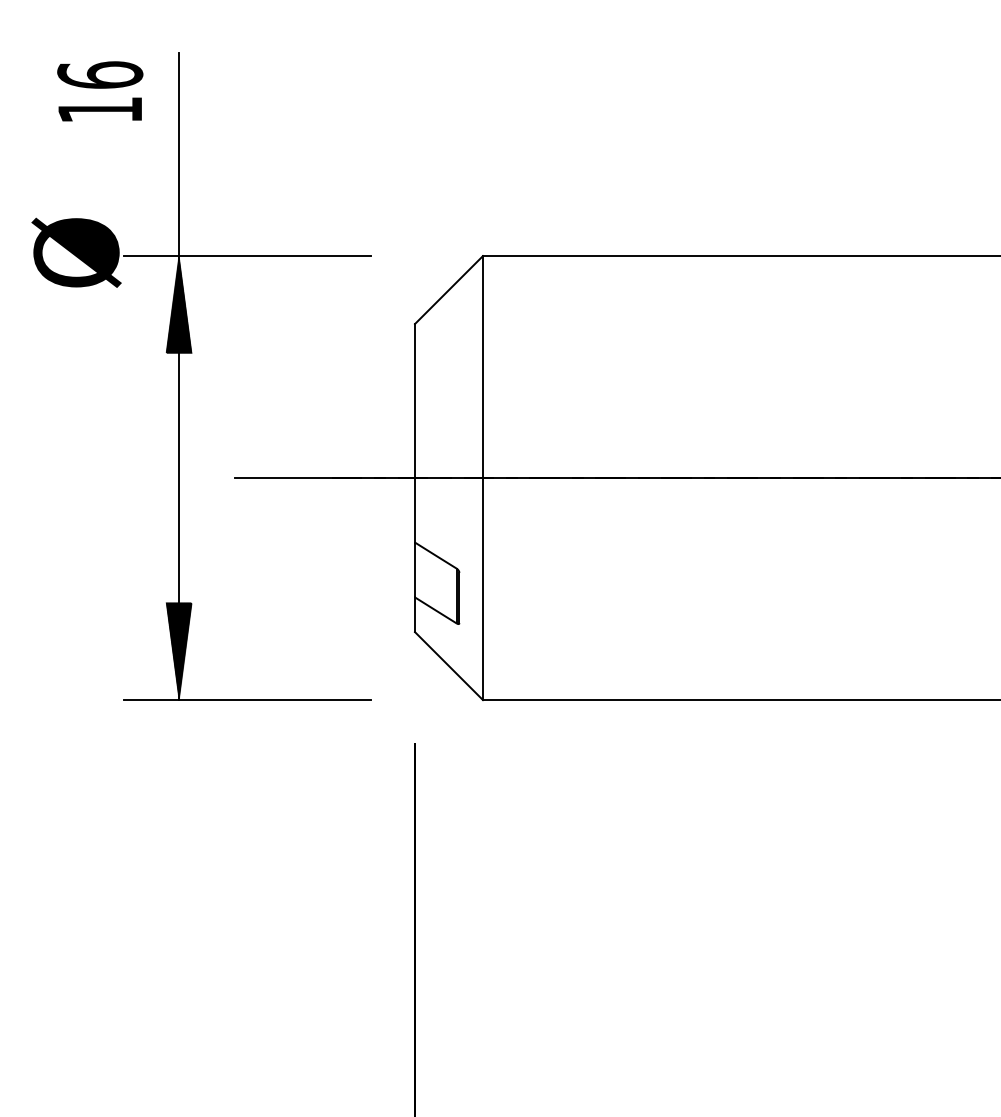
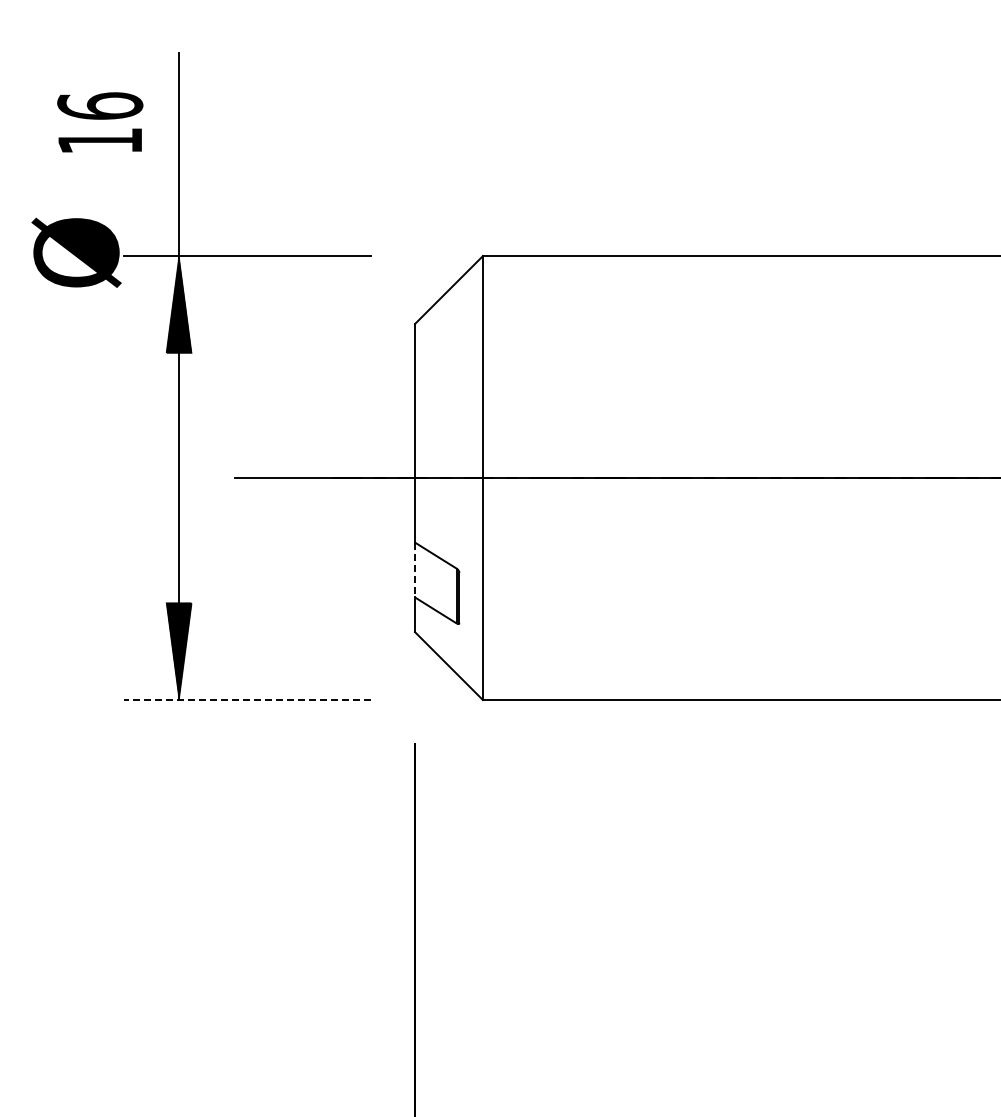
text position: (100, 91) -> (100, 122) (100, 122)
line: solid -> dashed (415, 570)
line: solid -> dashed (247, 700)
